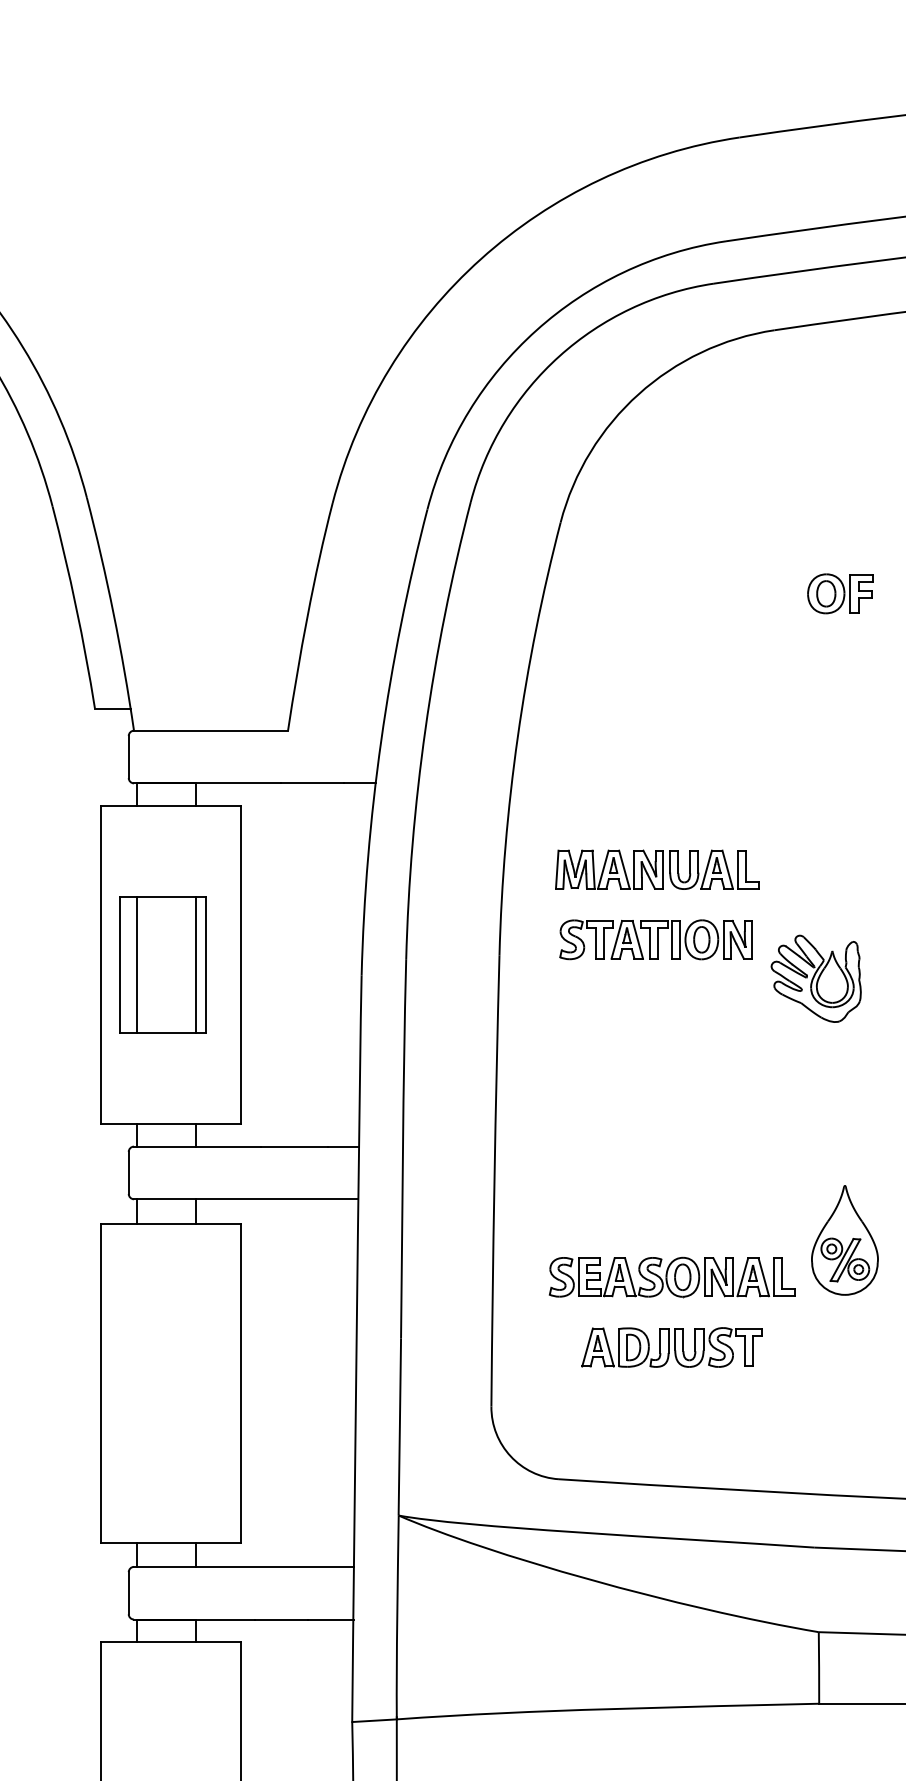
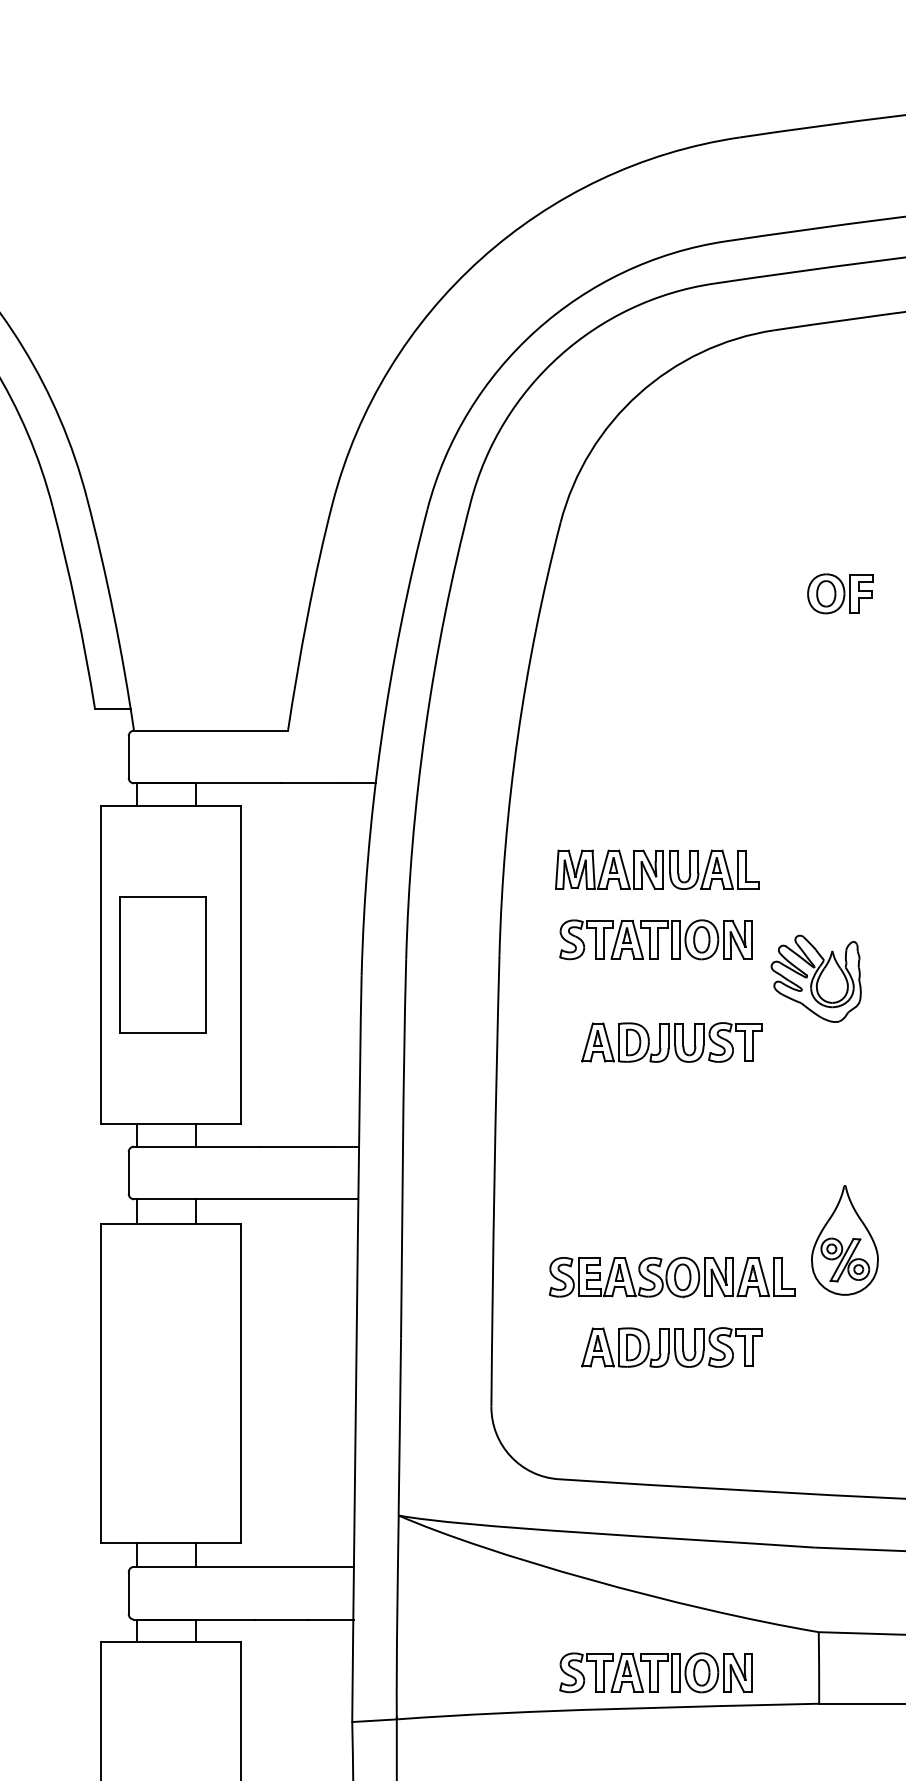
line: present -> none (136, 964)
line: present -> none (196, 964)
part: none -> present (671, 1042)
part: none -> present (655, 1672)
